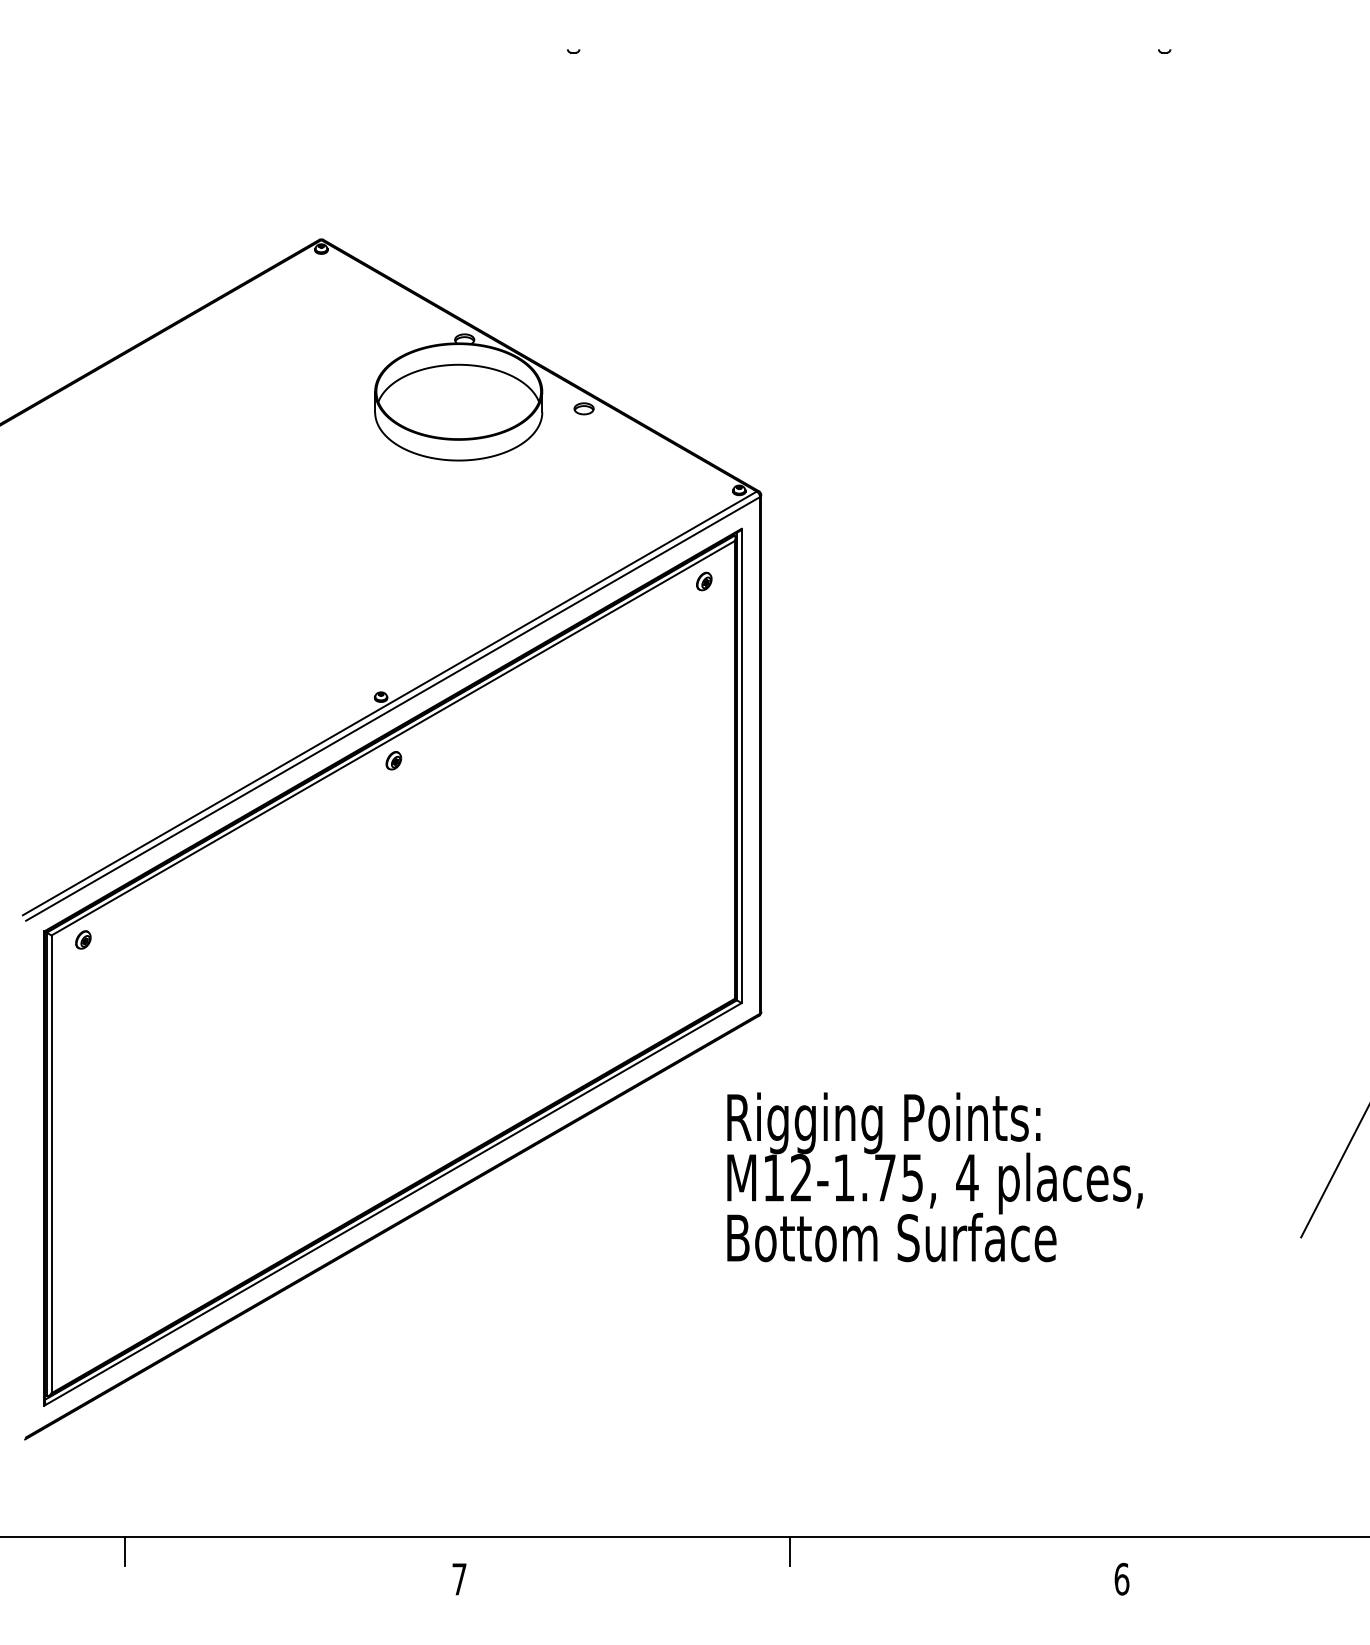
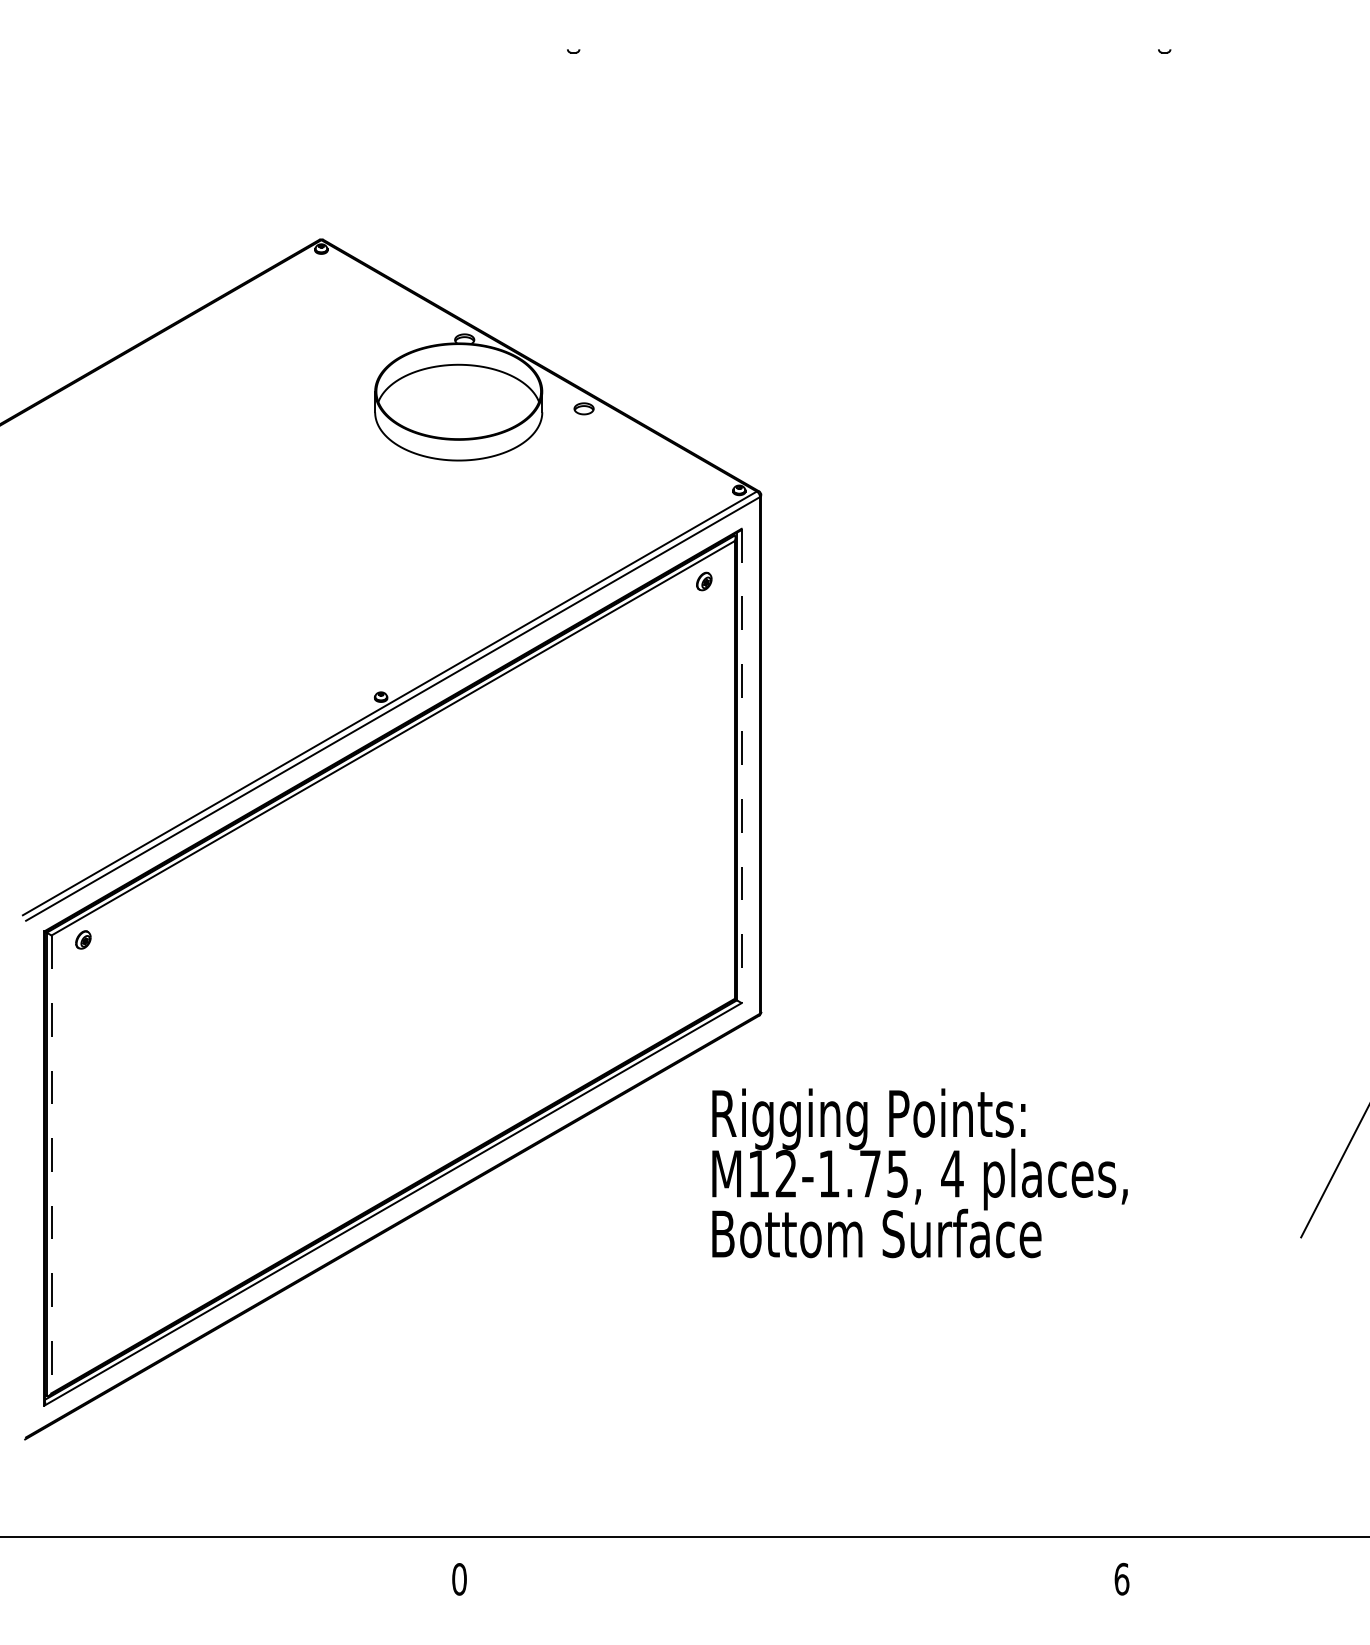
part: present -> none (393, 760)
line: solid -> dashed (741, 766)
line: solid -> dashed (51, 1164)
text position: (934, 1177) -> (919, 1173) (919, 1173)
line: present -> none (125, 1550)
line: present -> none (790, 1550)
text: 7 -> 0 (459, 1579)
